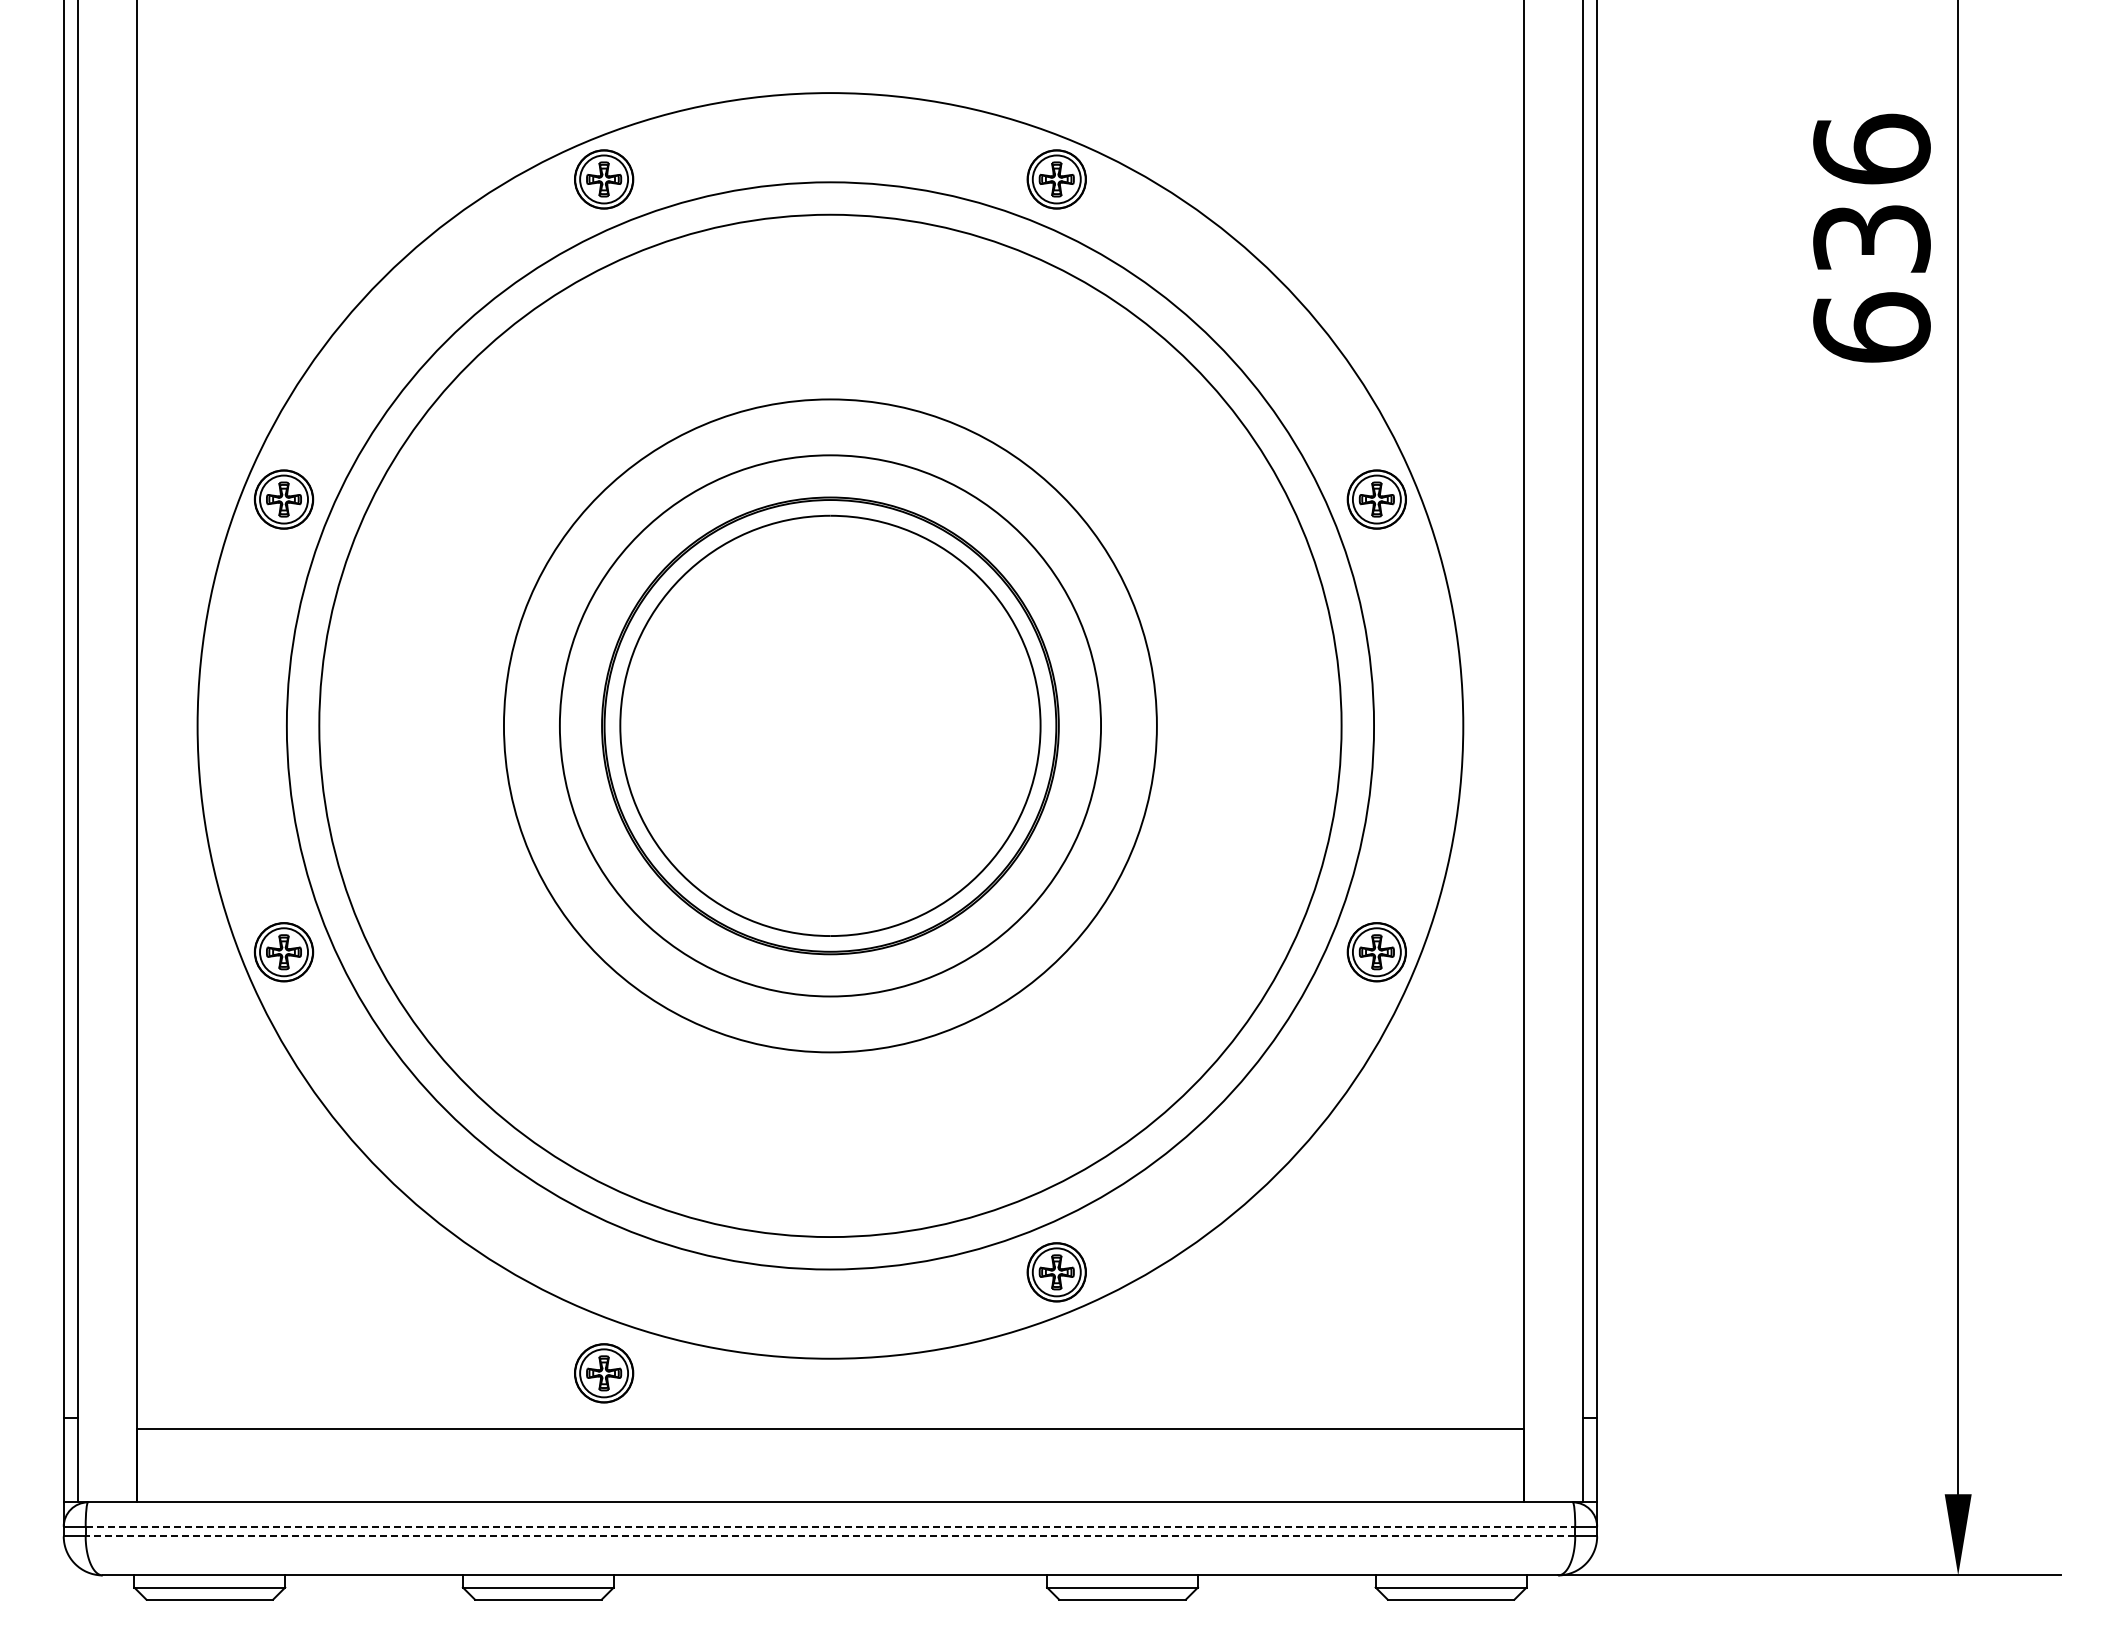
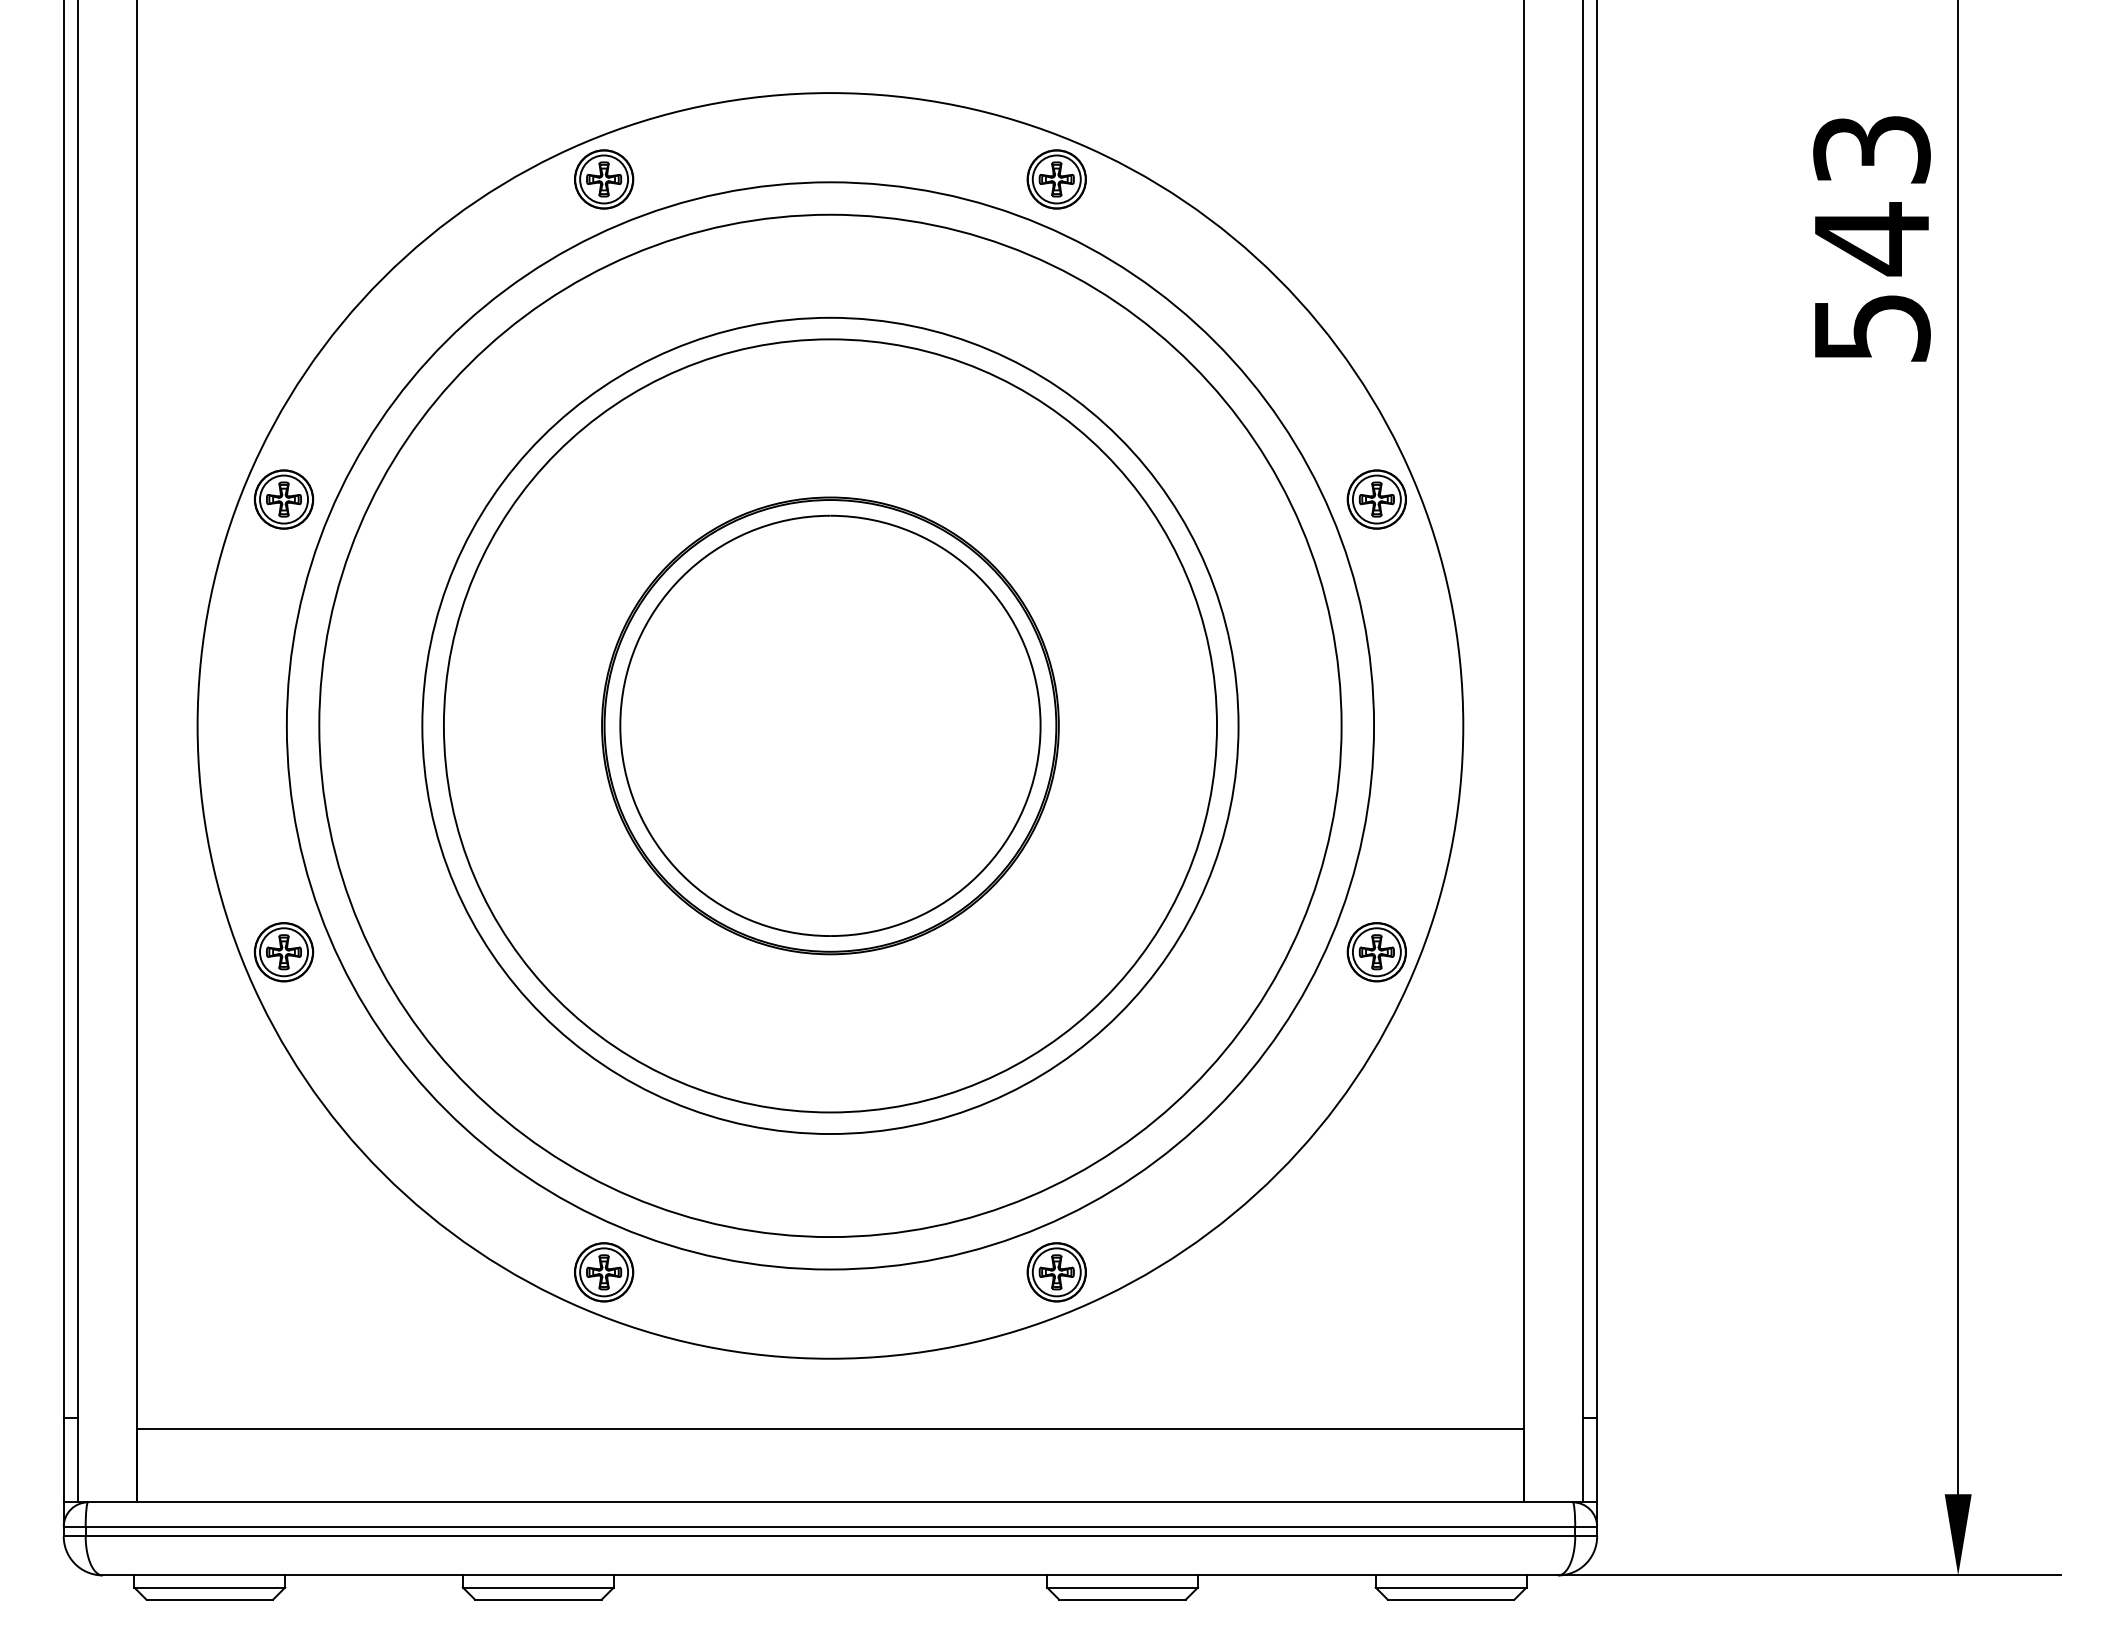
text: 636 -> 543 (1871, 237)
circle diameter: 653 px -> 816 px (830, 725)
circle diameter: 541 px -> 773 px (830, 725)
part position: (604, 1373) -> (604, 1272) (604, 1272)
line: dashed -> solid (830, 1526)
line: dashed -> solid (830, 1536)
